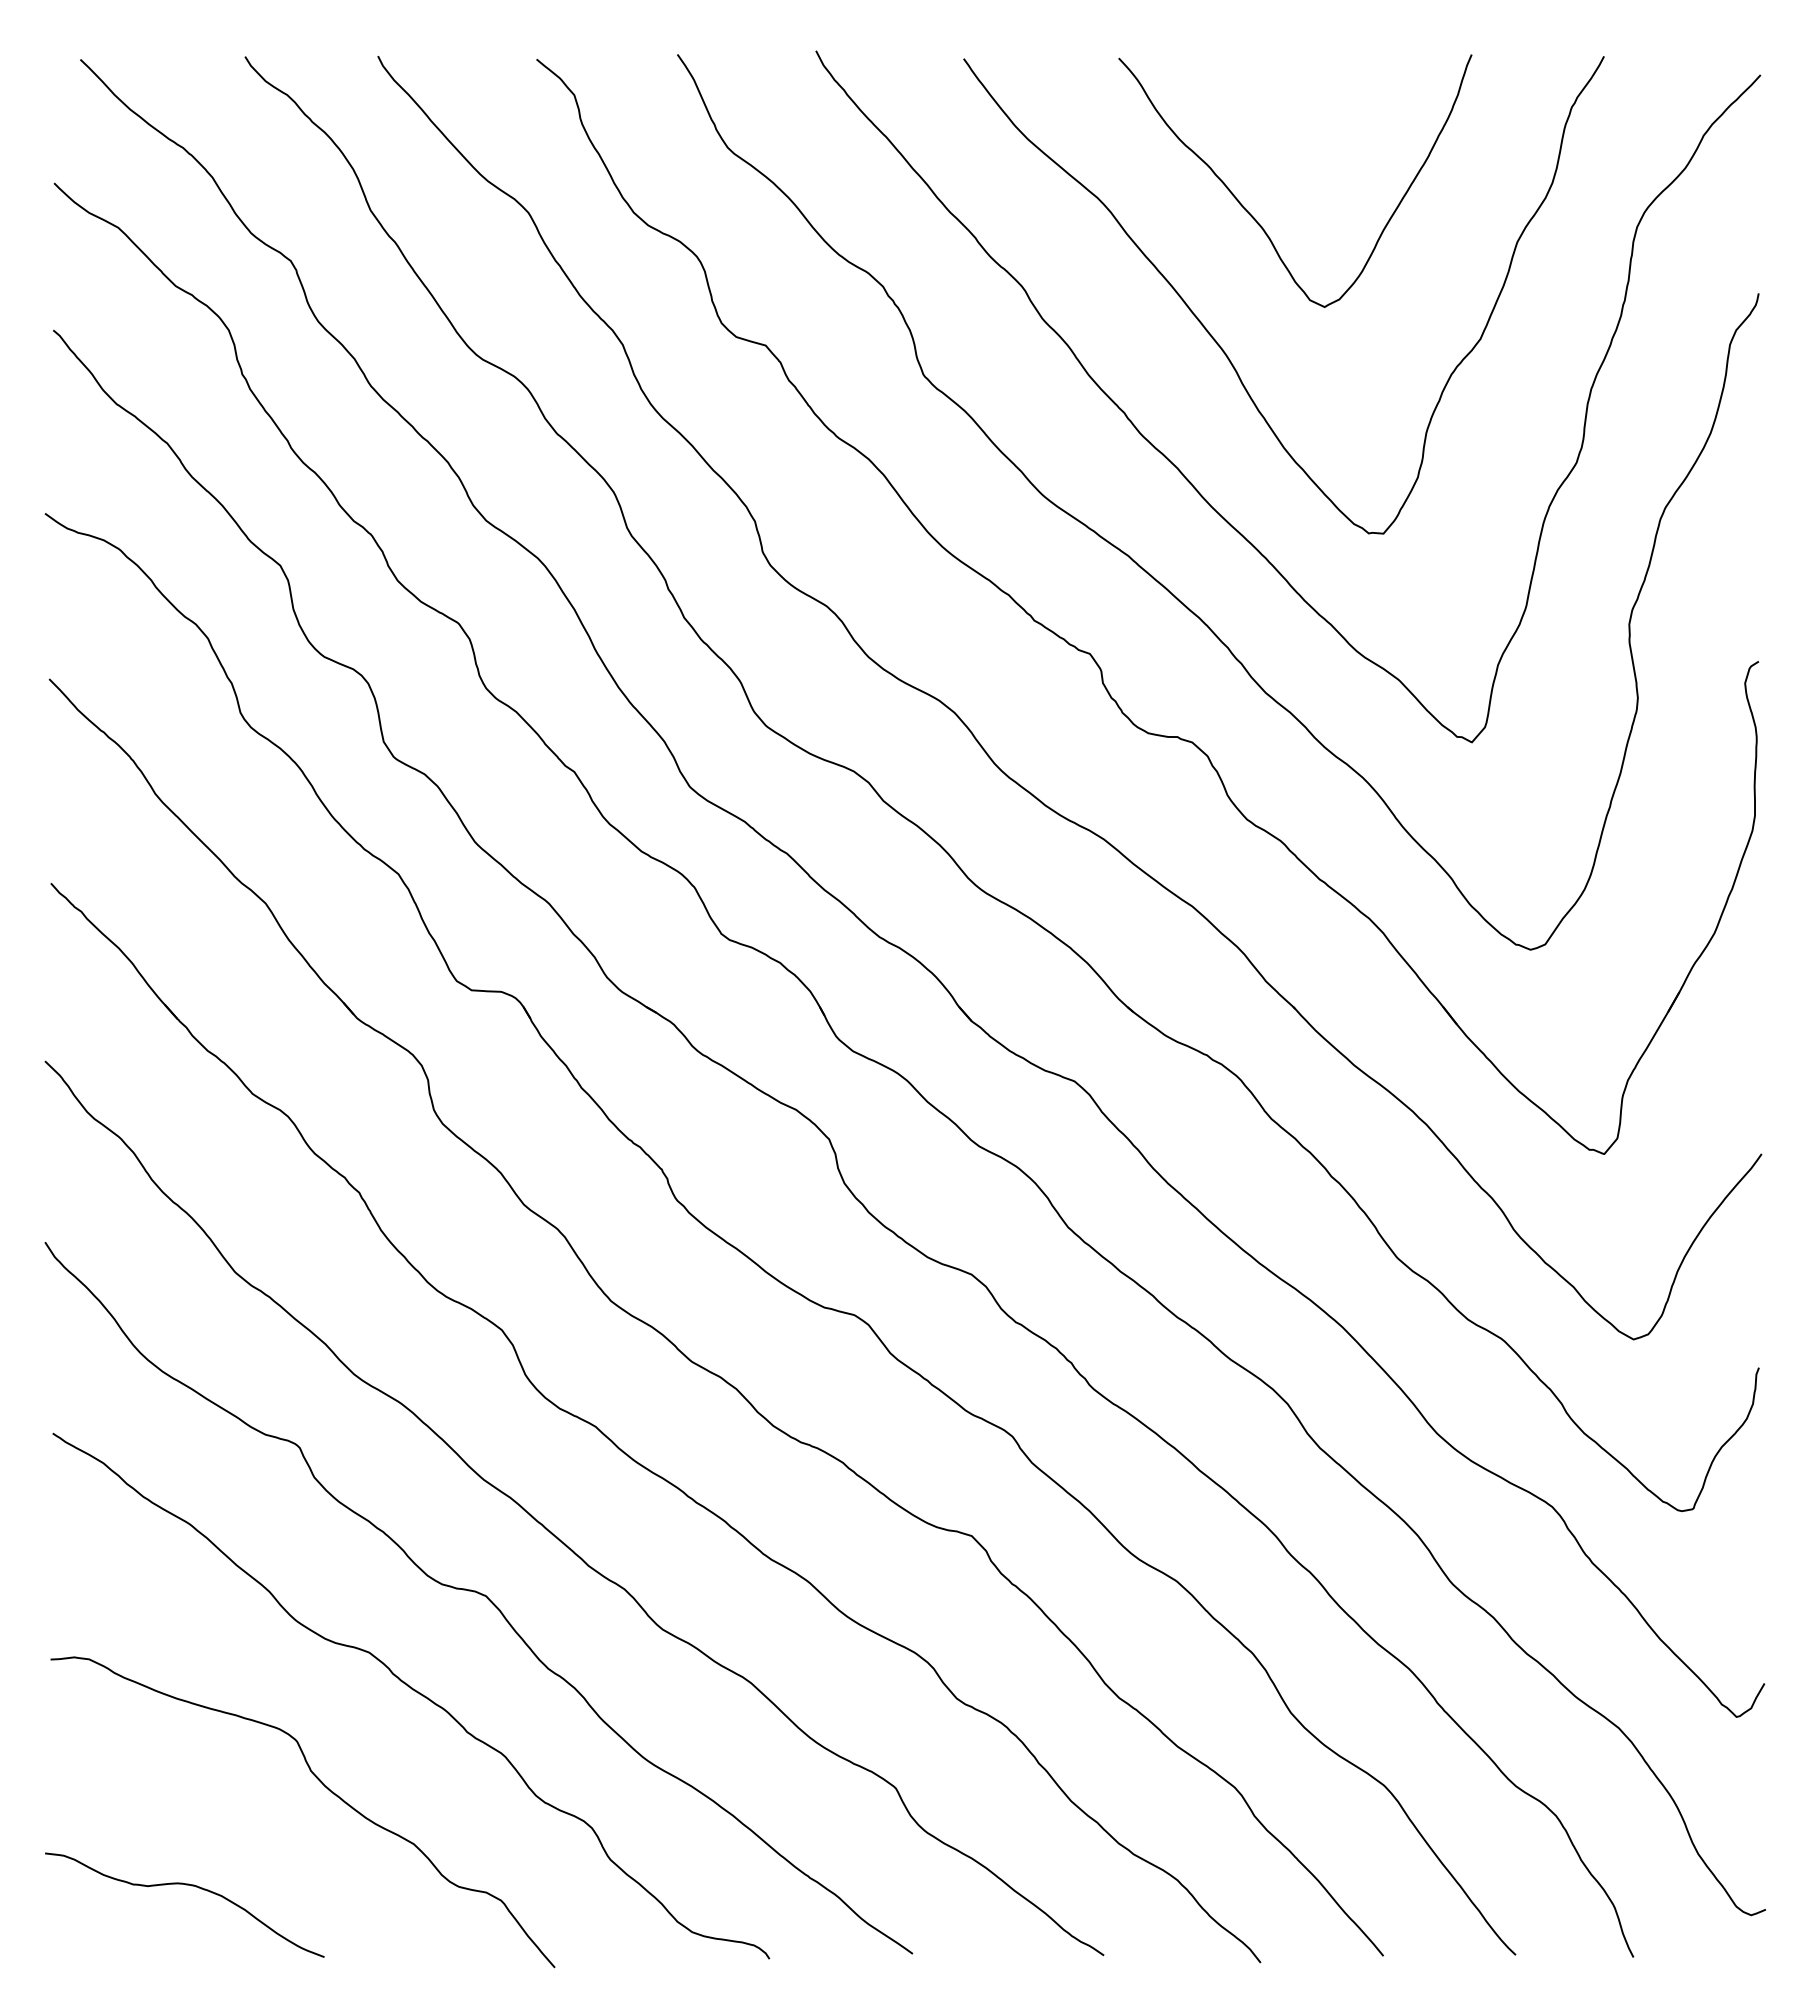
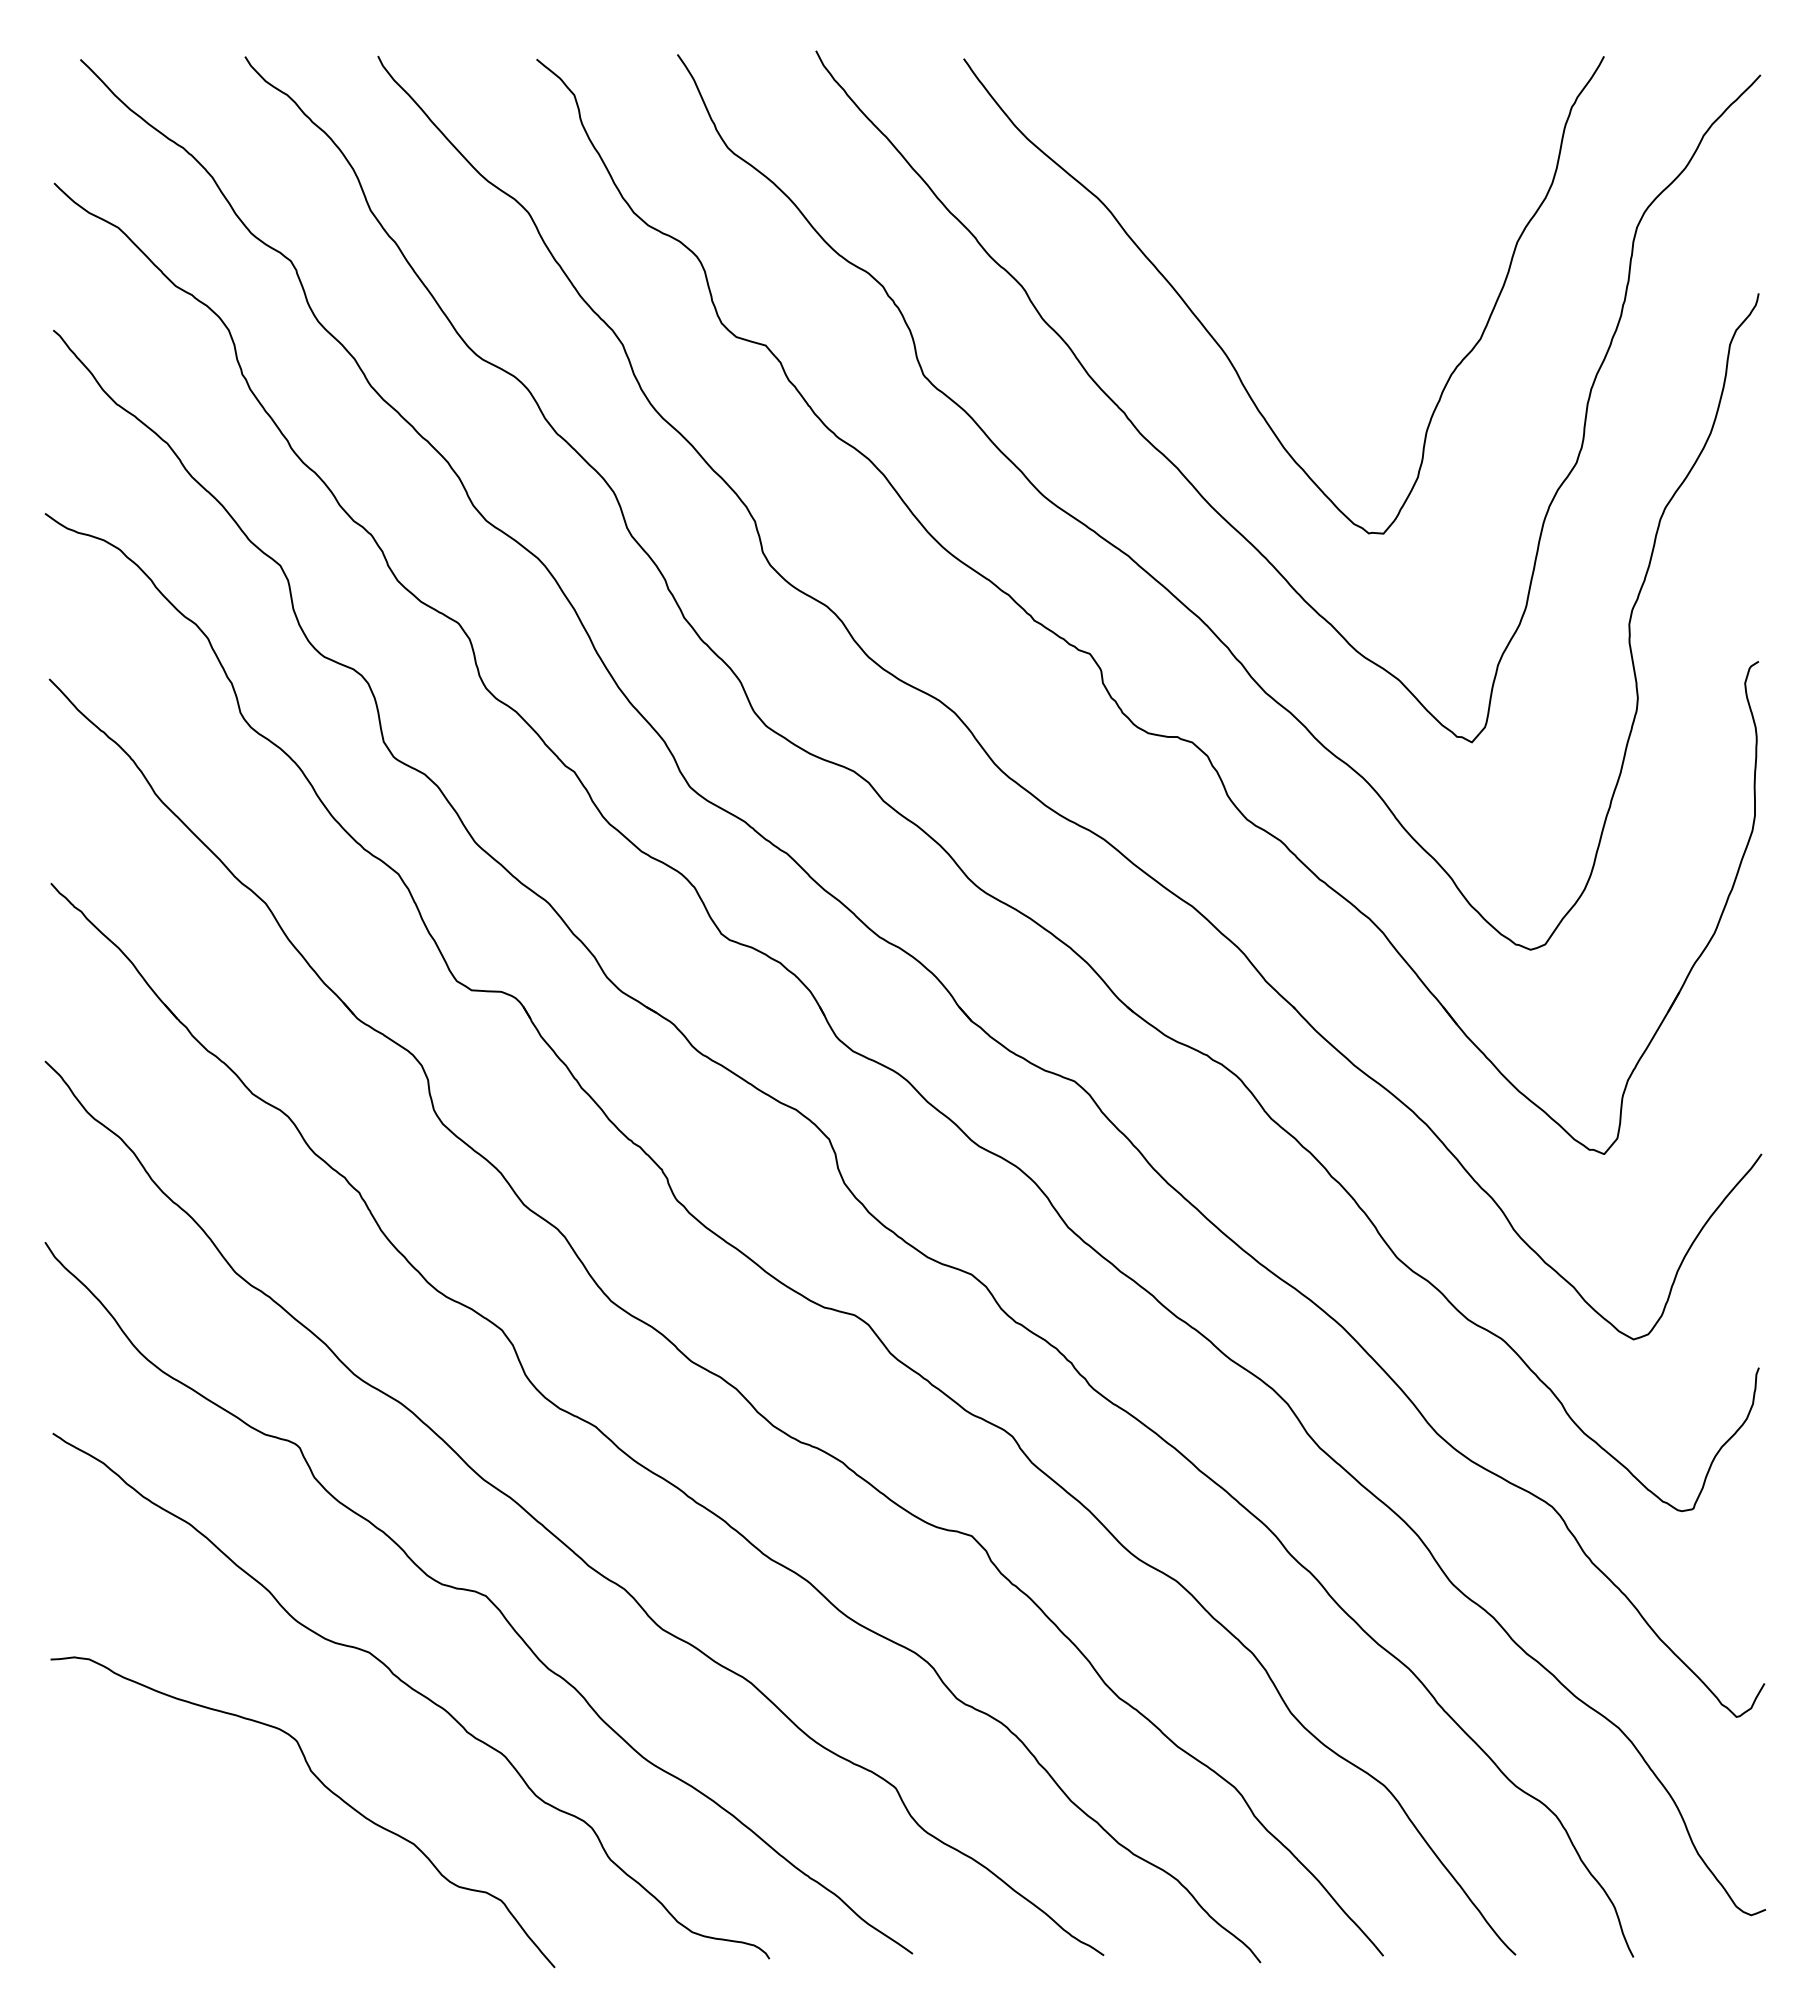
curve: present -> none (1256, 219)
curve: present -> none (185, 1885)
